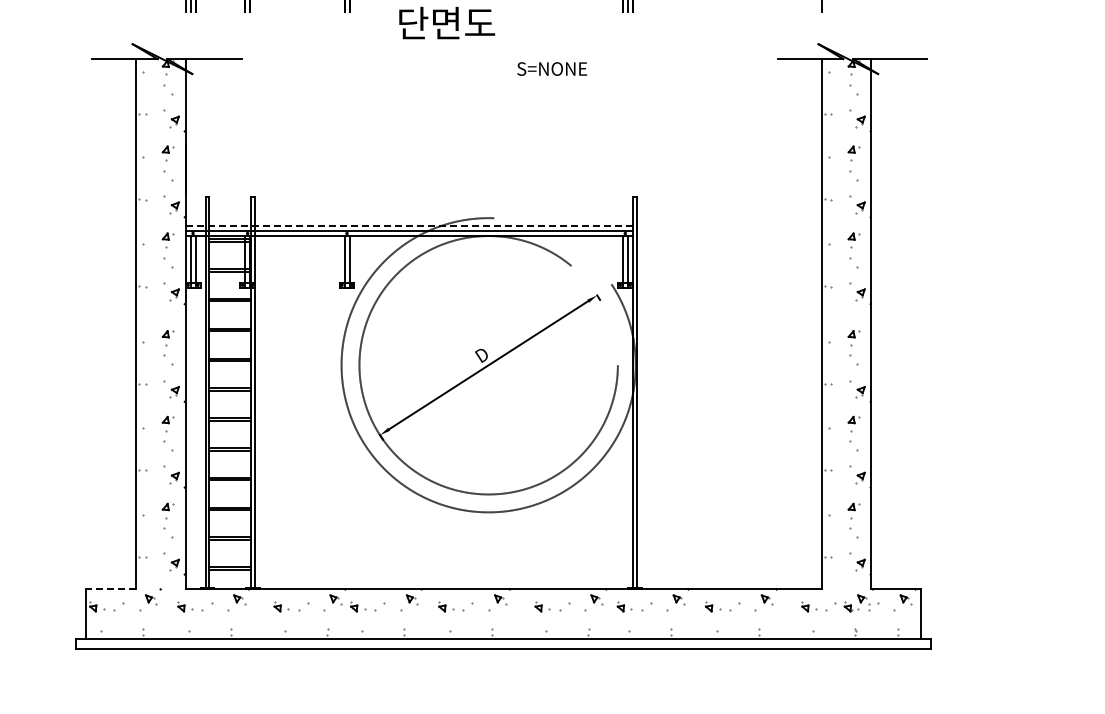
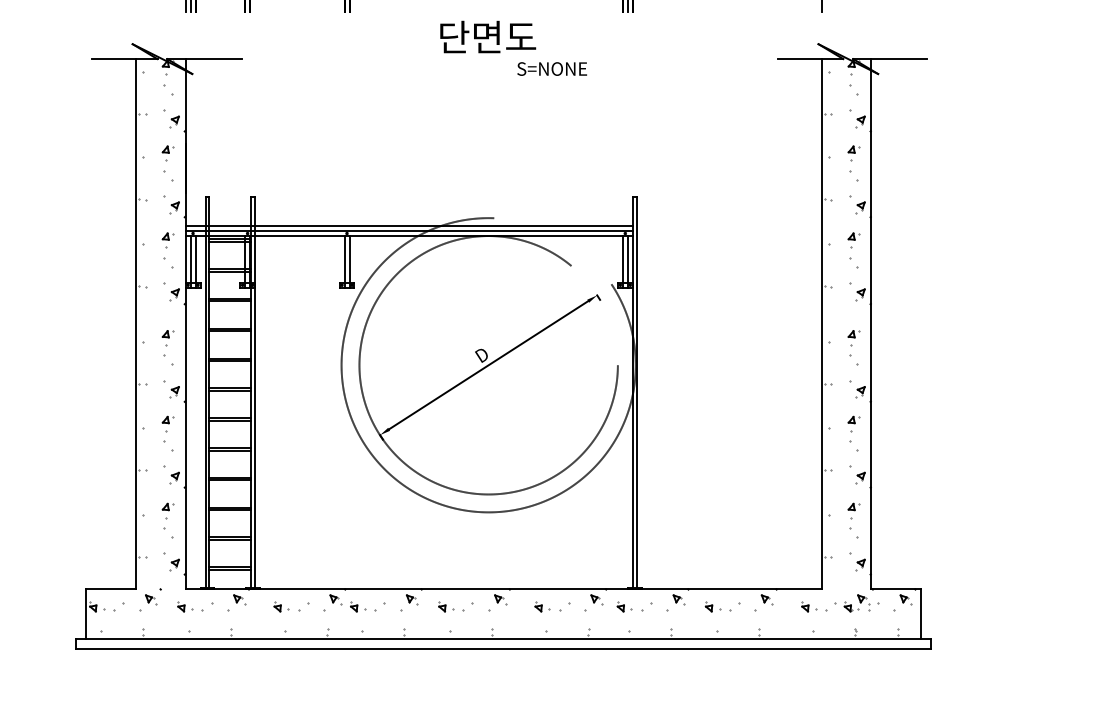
text position: (447, 22) -> (488, 36) (488, 36)
line: dashed -> solid (409, 226)
line: dashed -> solid (111, 588)
